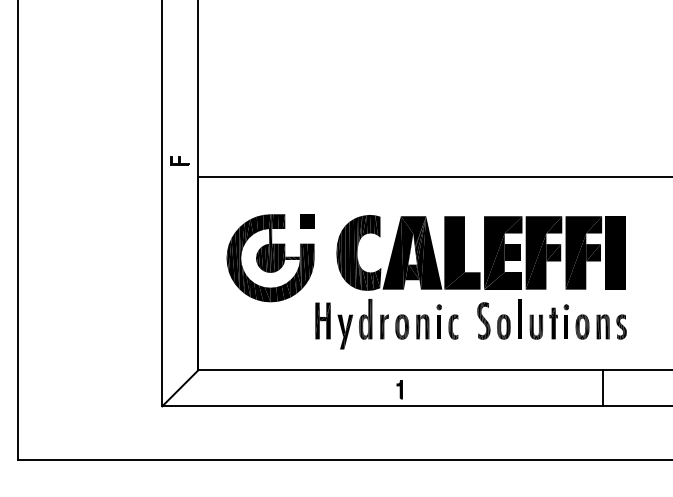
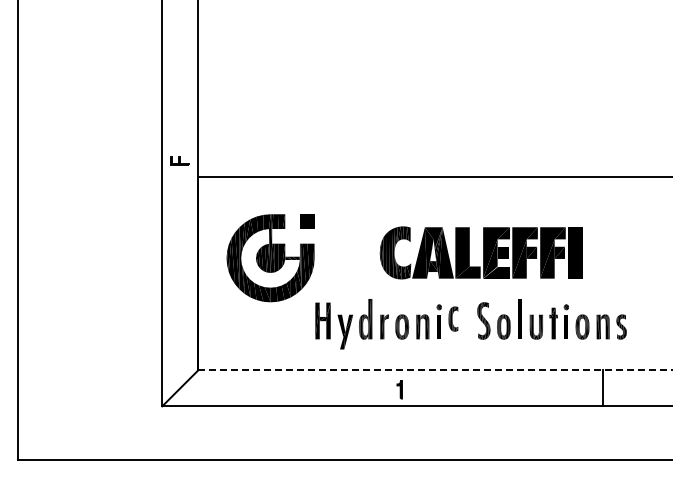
part size: 290x76 px -> 204x54 px (480, 252)
part position: (453, 326) -> (453, 318) (453, 318)
line: solid -> dashed (435, 370)
